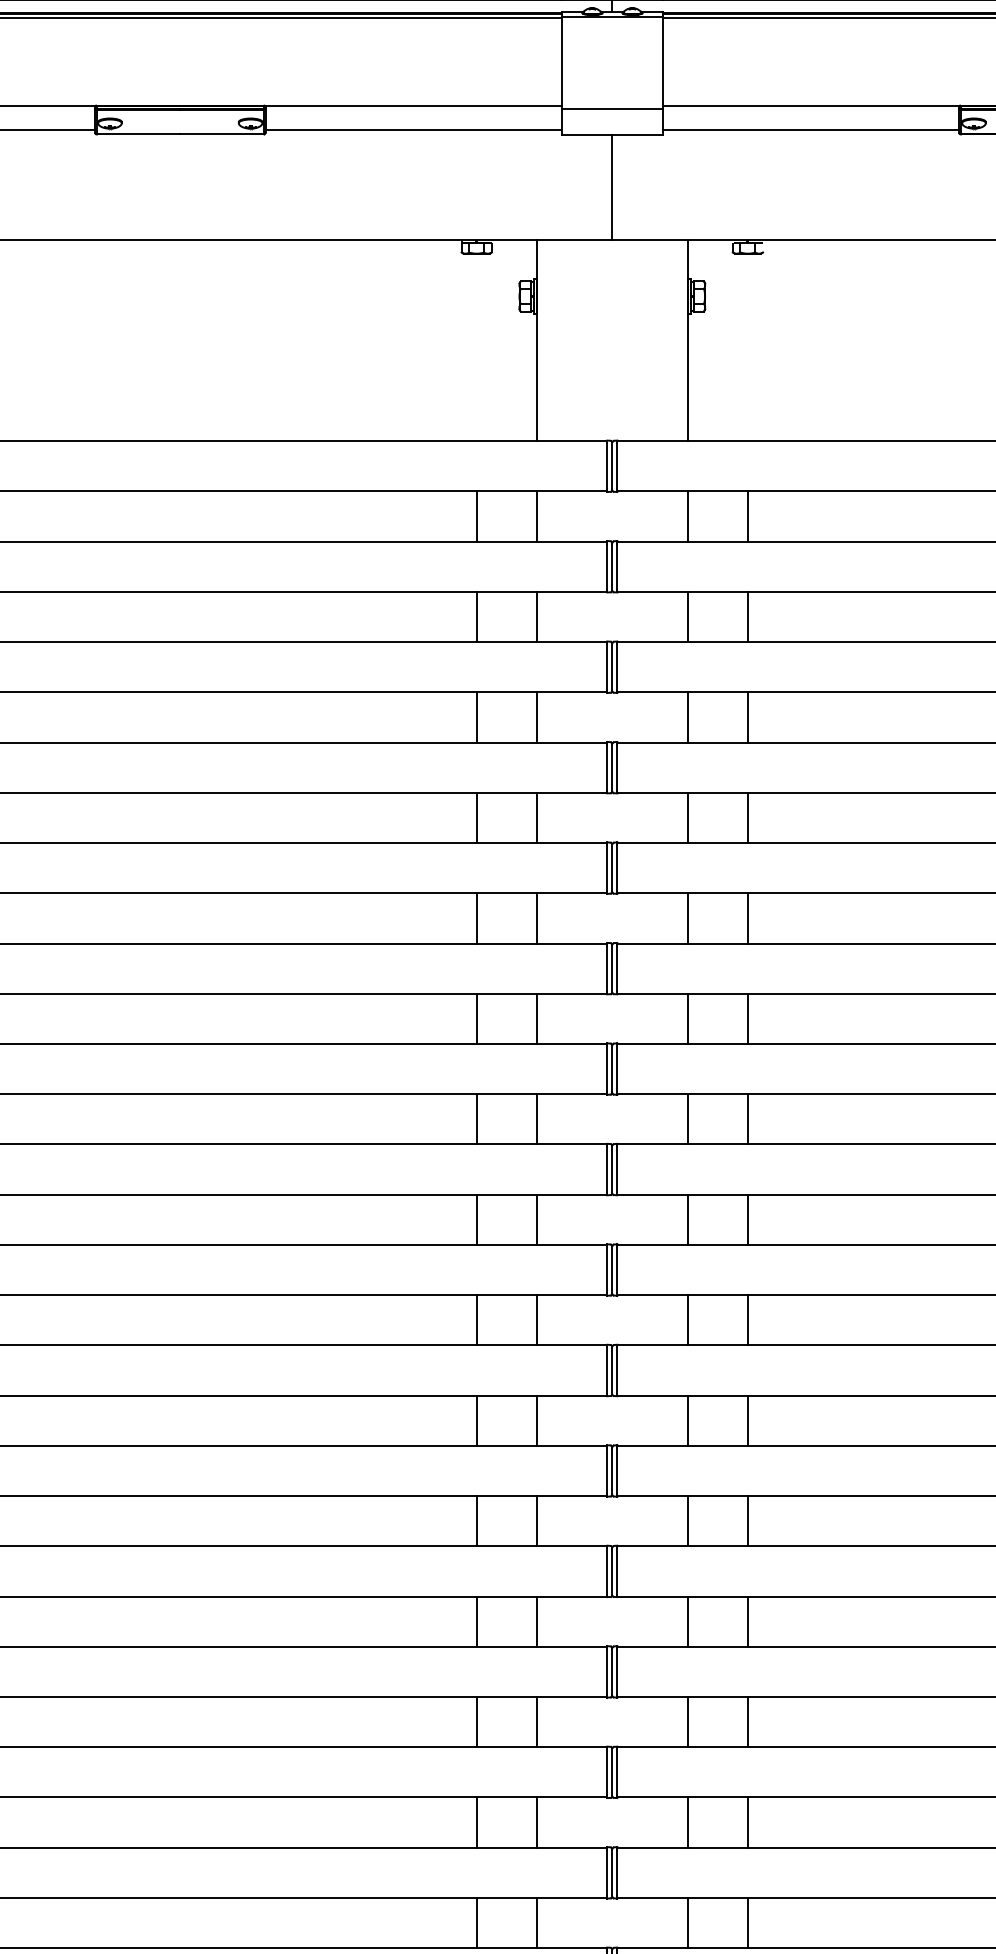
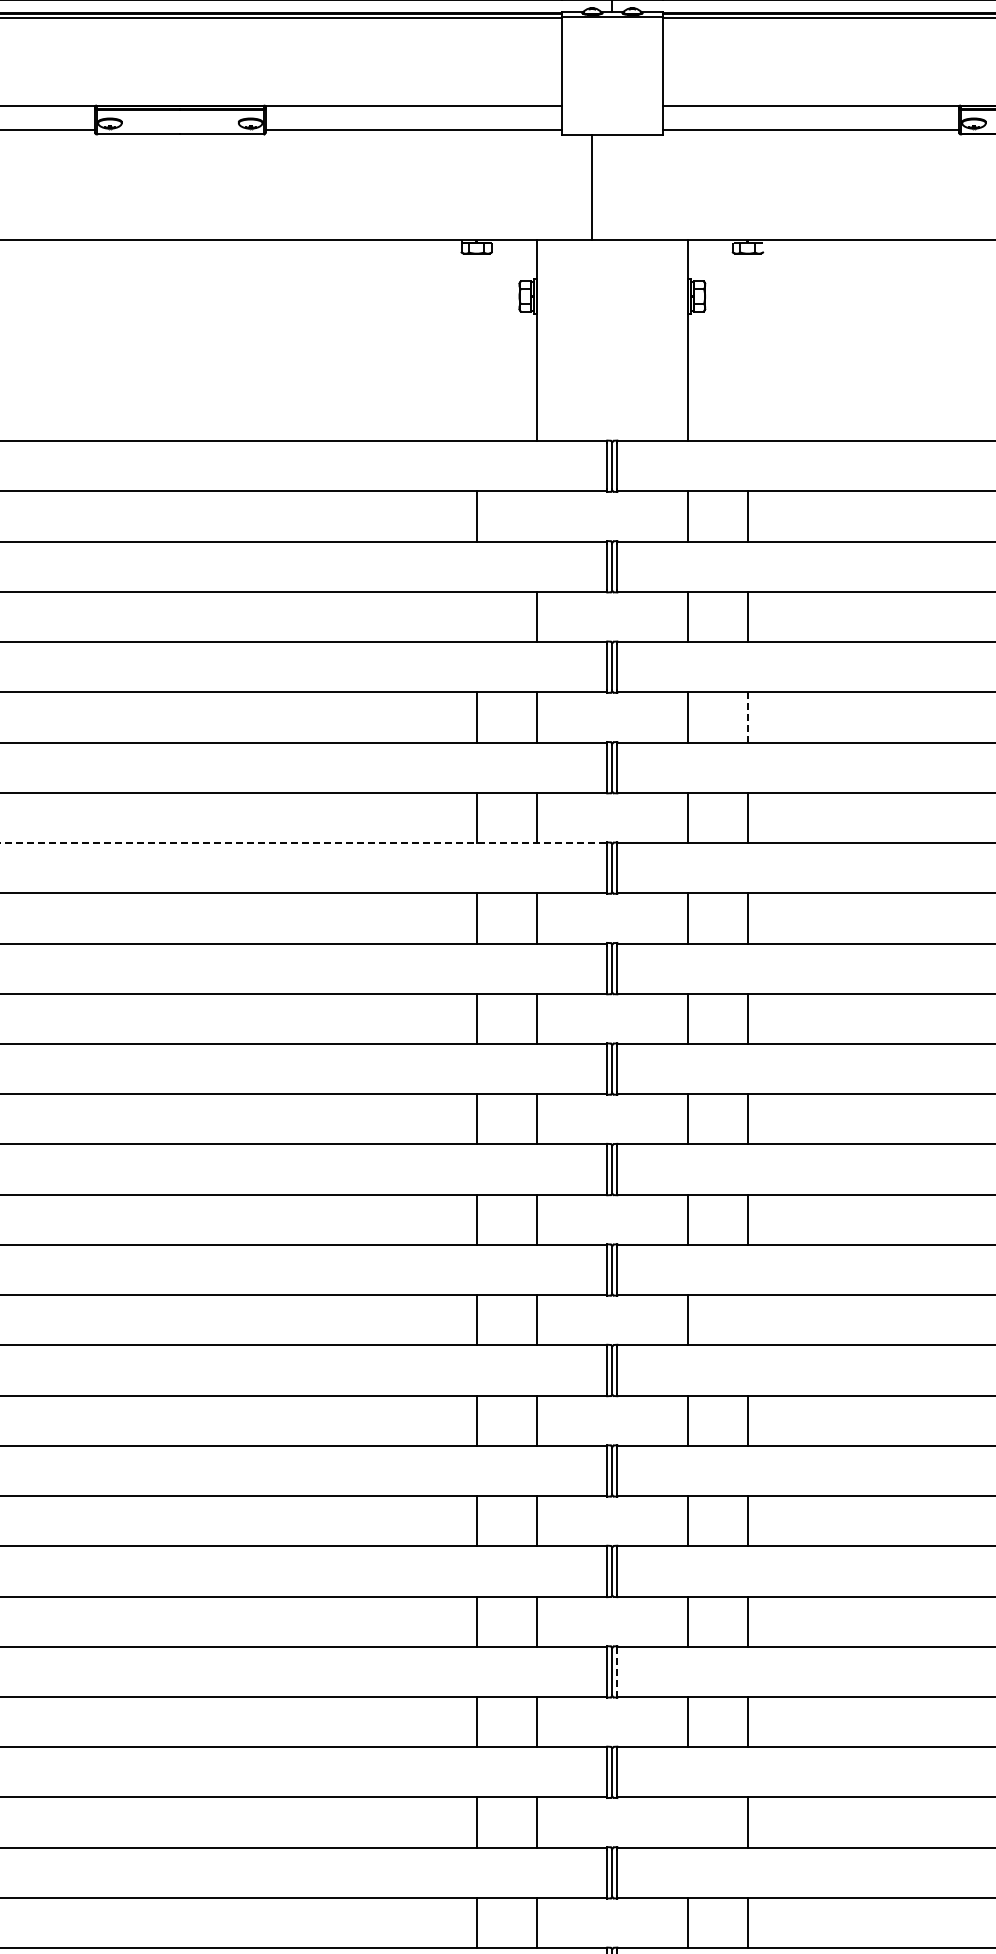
line: present -> none (612, 109)
line position: (612, 187) -> (592, 187) (592, 187)
line: present -> none (536, 516)
line: present -> none (476, 616)
line: solid -> dashed (747, 716)
line: solid -> dashed (304, 843)
line: present -> none (747, 1320)
line: solid -> dashed (617, 1672)
line: present -> none (687, 1822)
